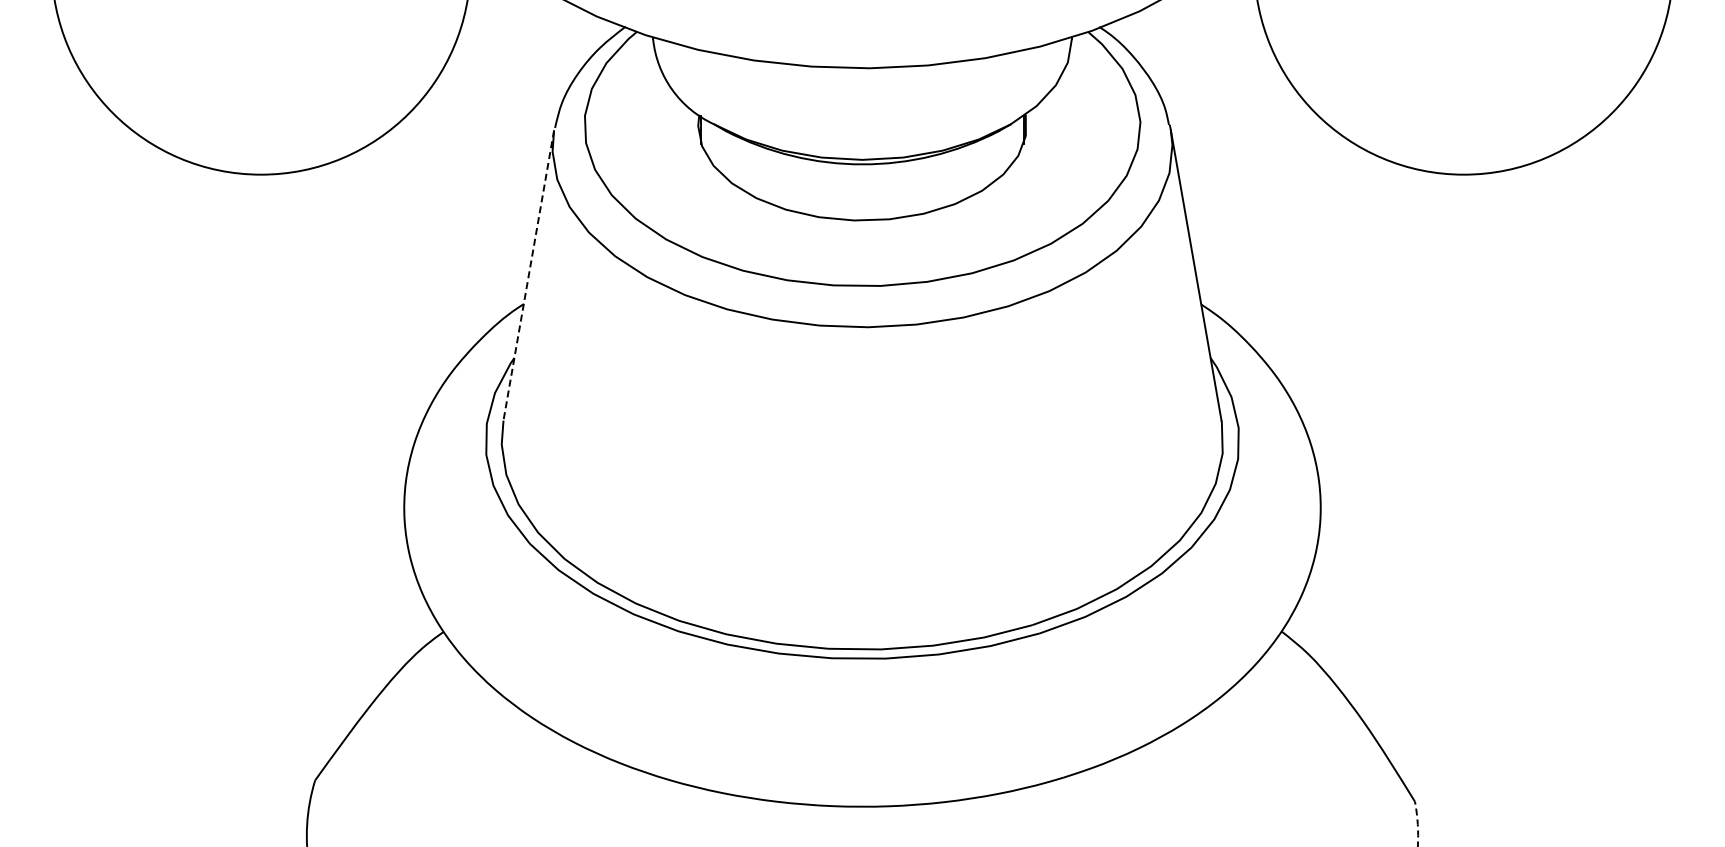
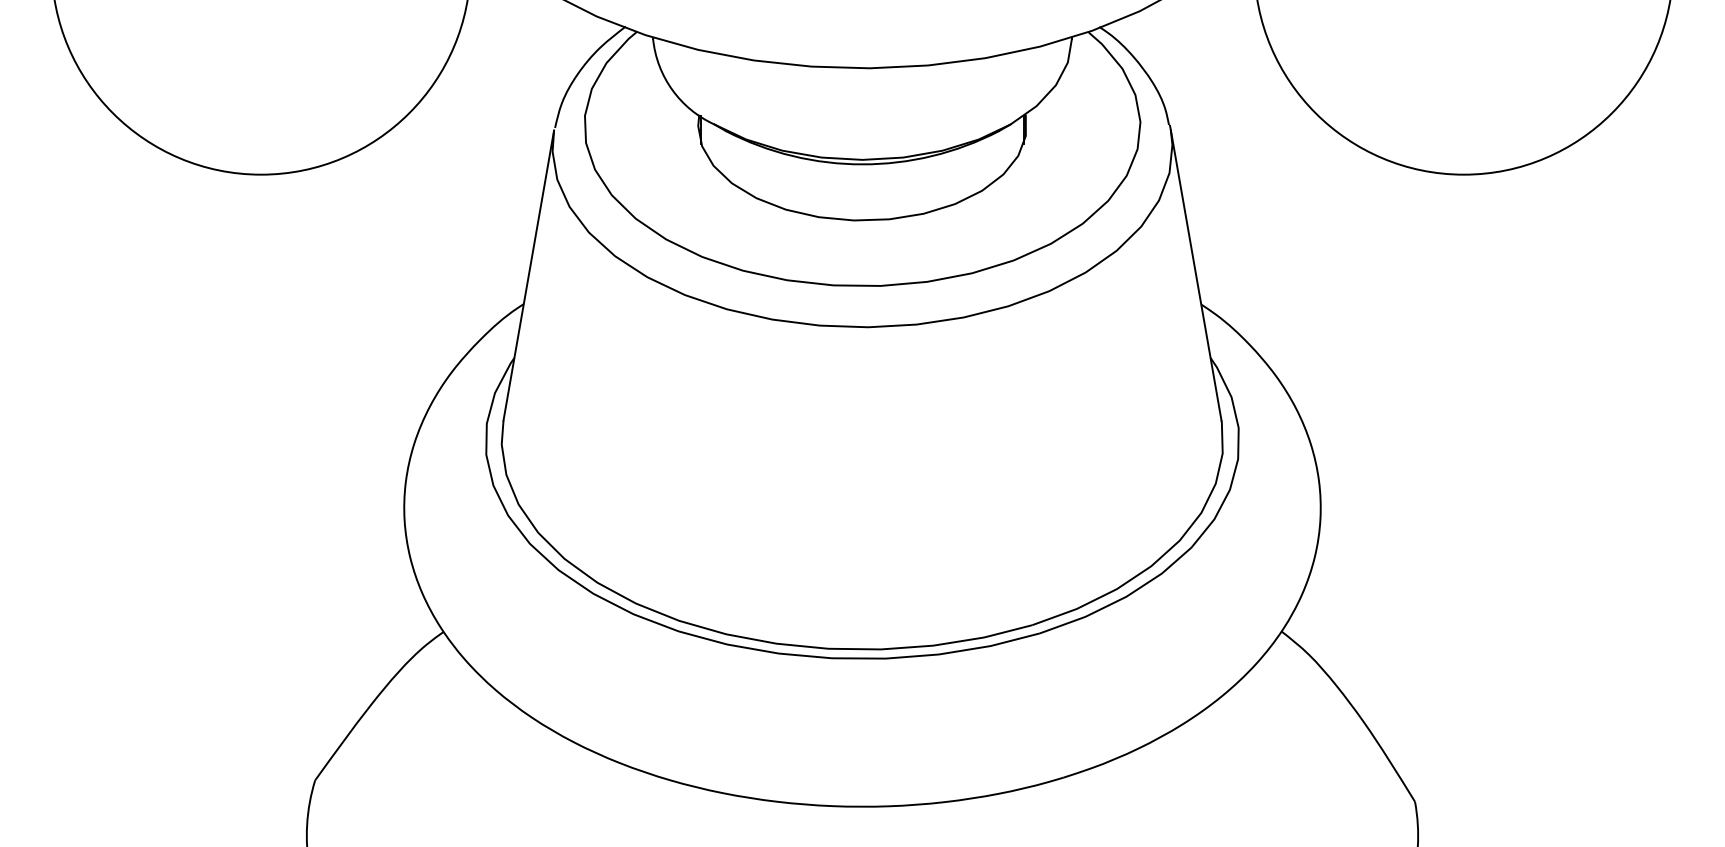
line: dashed -> solid (528, 275)
arc: dashed -> solid (1417, 824)
